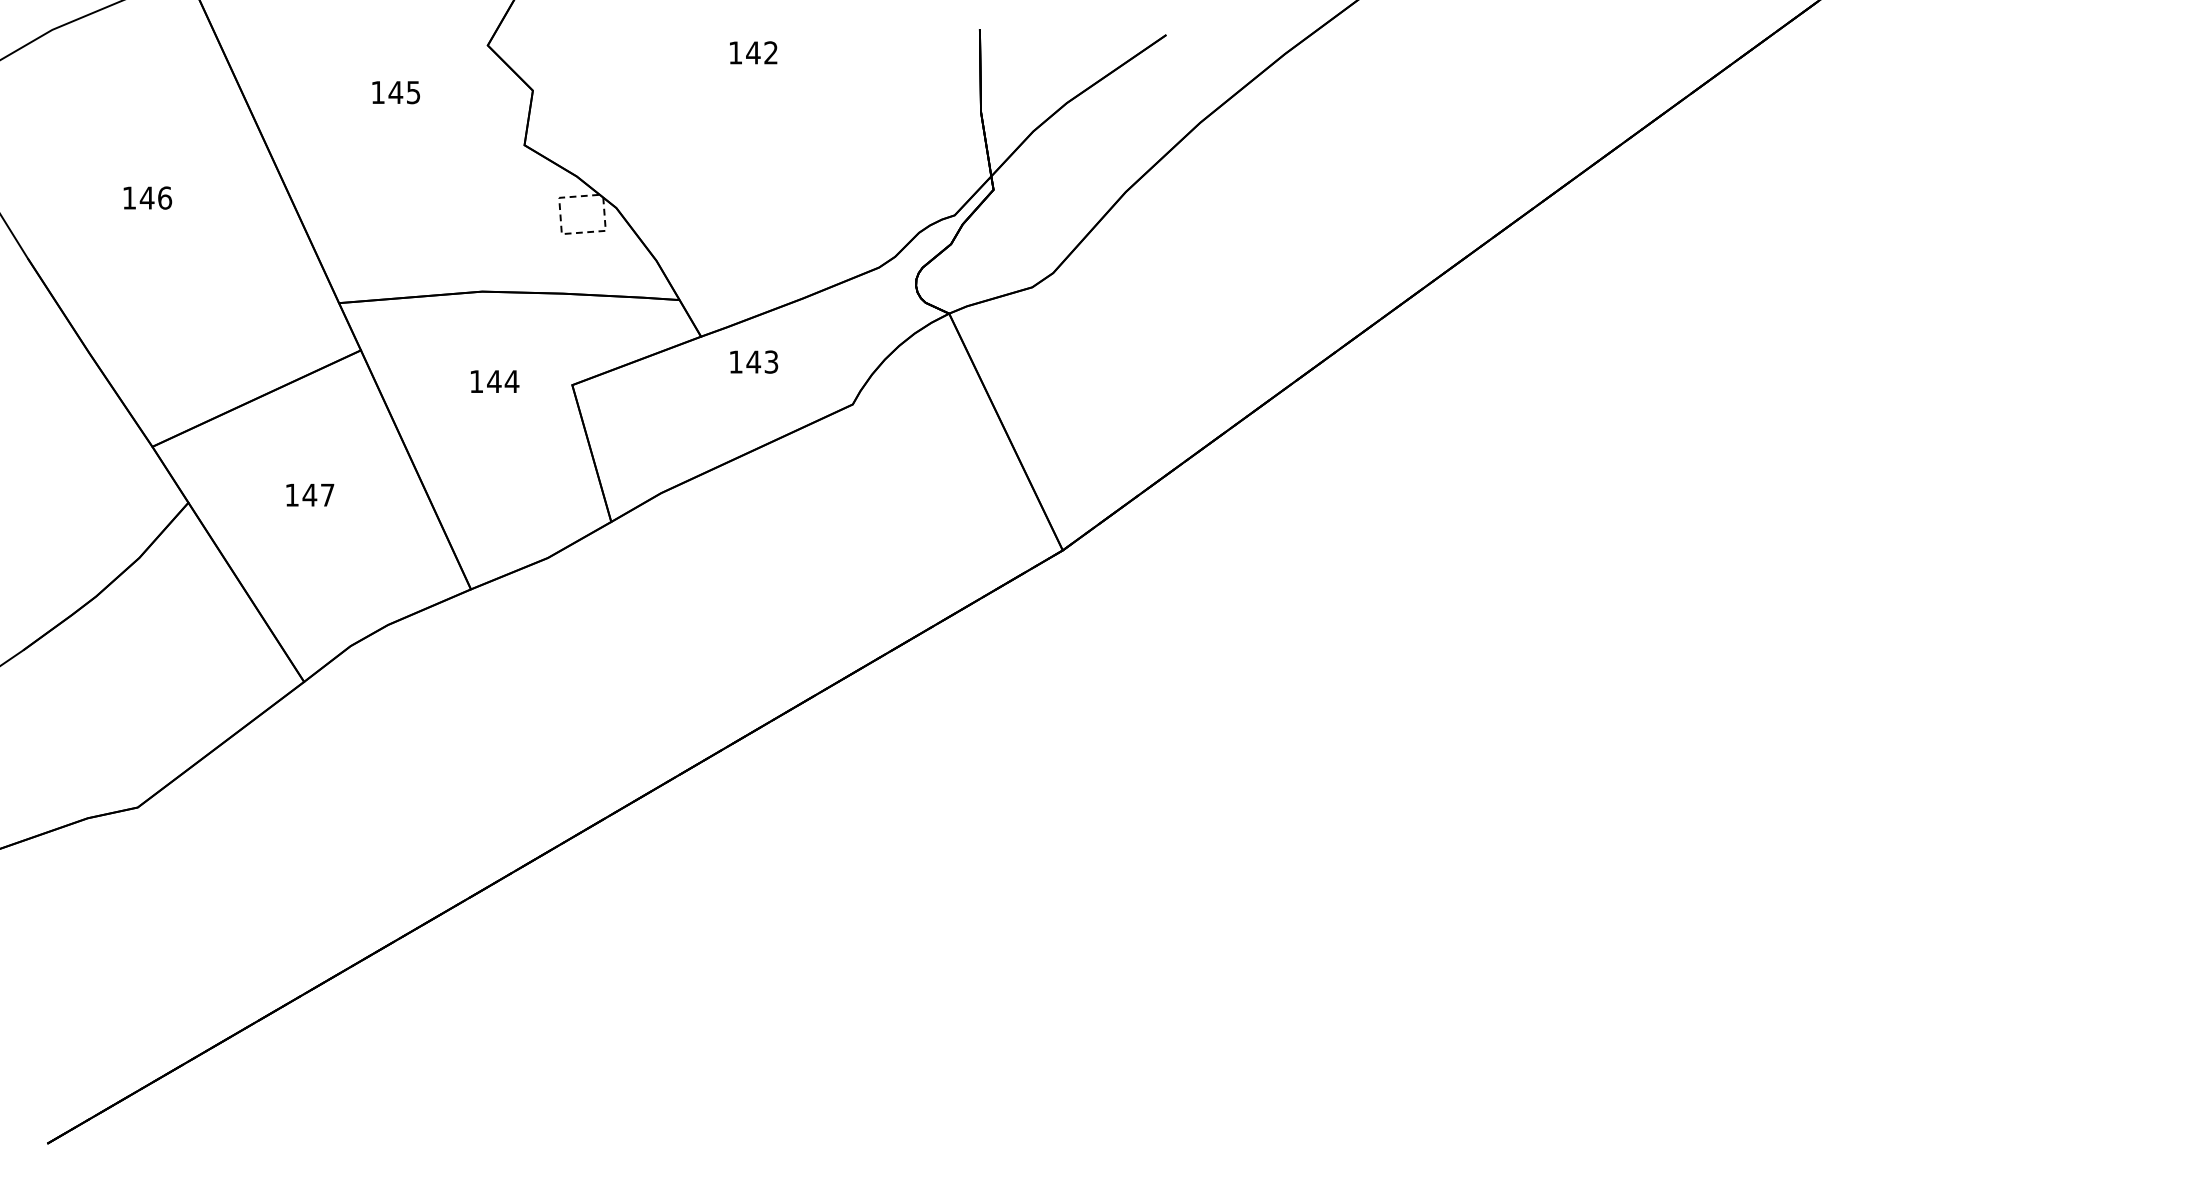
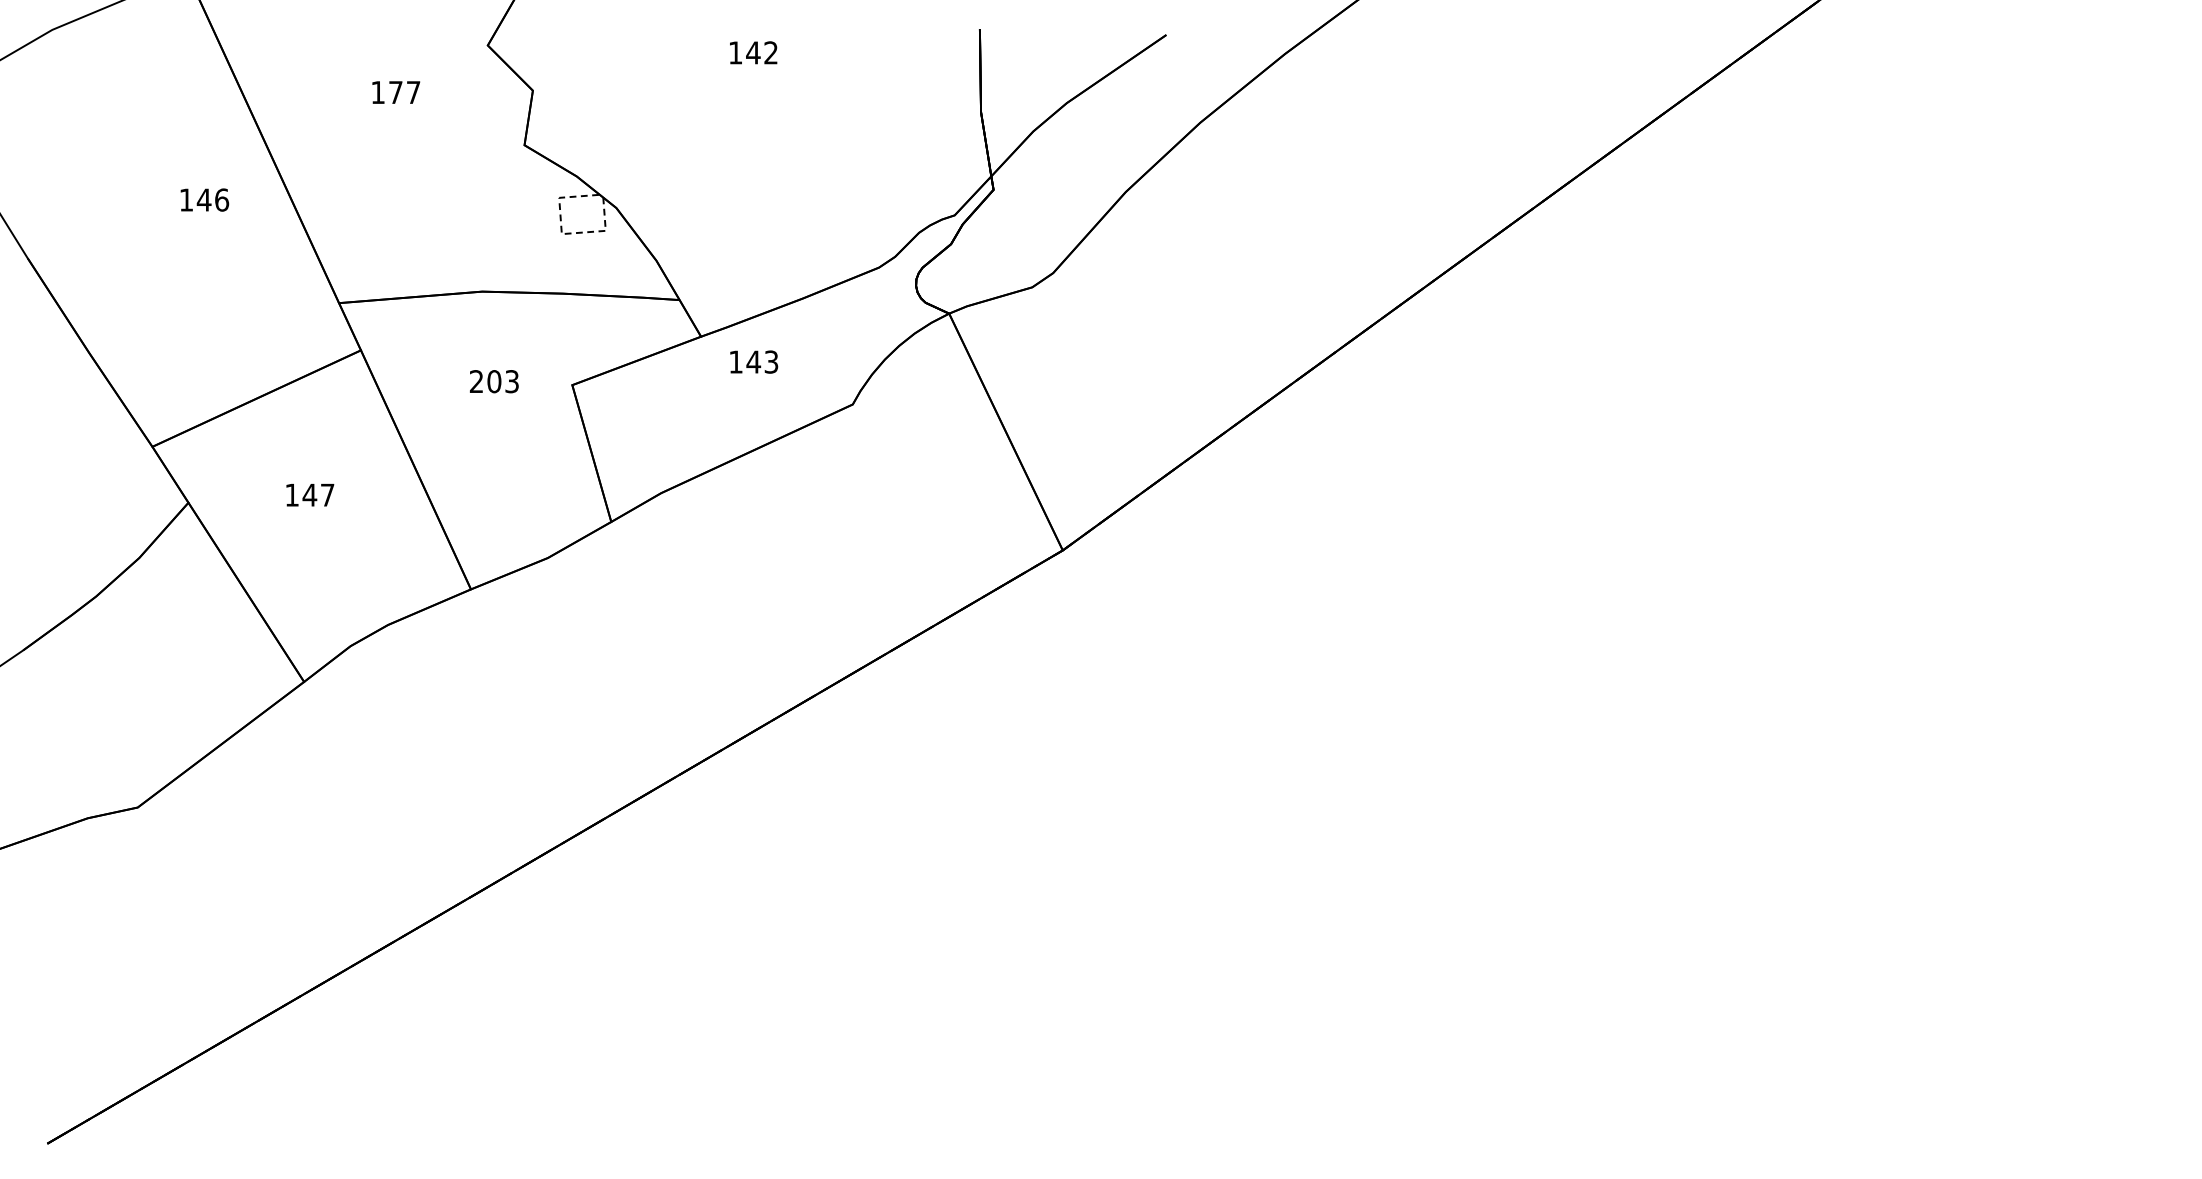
text: 145 -> 177 (404, 92)
text position: (147, 197) -> (204, 199) (204, 199)
text: 144 -> 203 (494, 381)
